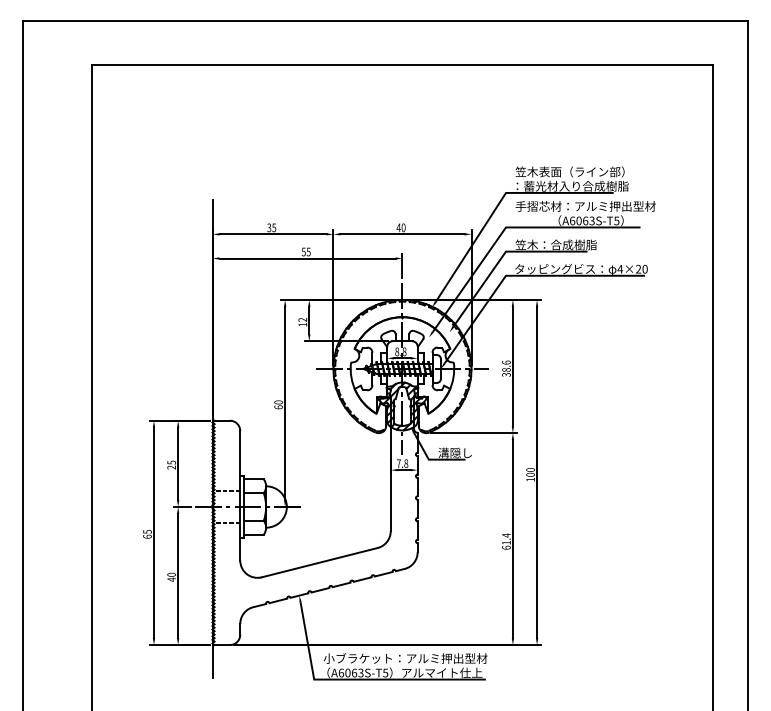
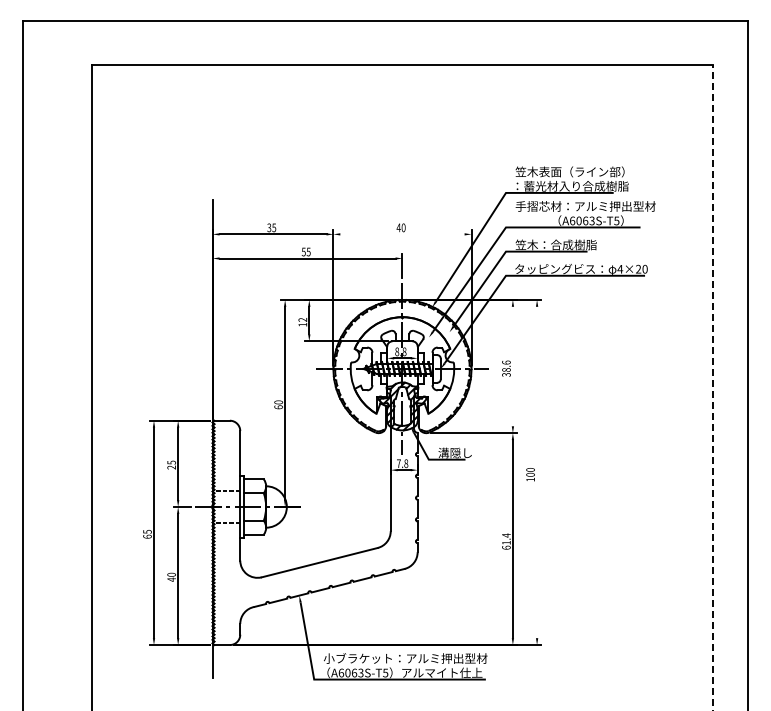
line: present -> none (402, 234)
line: present -> none (512, 366)
line: solid -> dashed (712, 387)
line: present -> none (537, 472)
